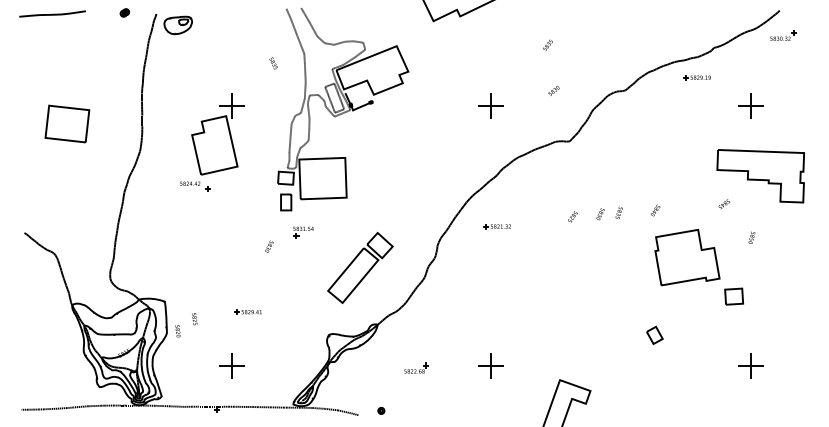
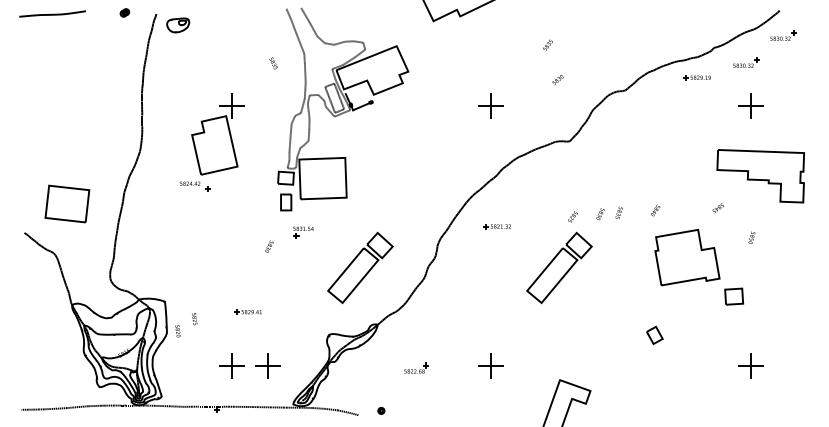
part size: 30x21 px -> 25x17 px (178, 25)
part: none -> present (746, 62)
text position: (553, 91) -> (557, 80) (557, 80)
part position: (67, 123) -> (67, 203) (67, 203)
text position: (724, 203) -> (718, 207) (718, 207)
part: none -> present (559, 267)
part: none -> present (267, 365)
